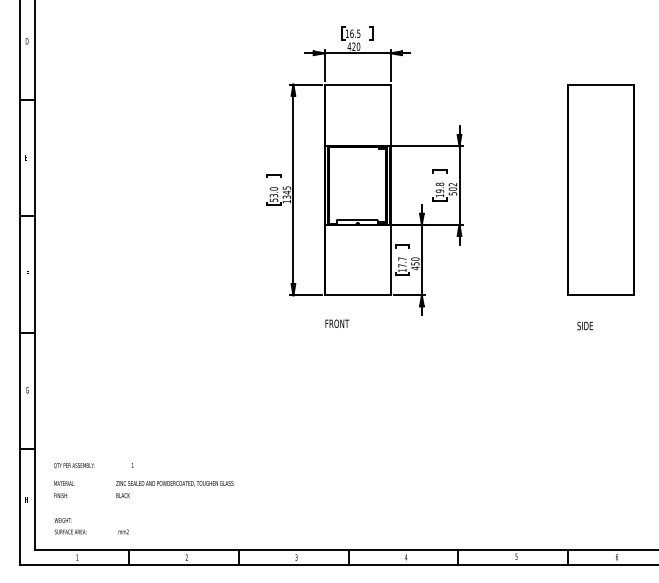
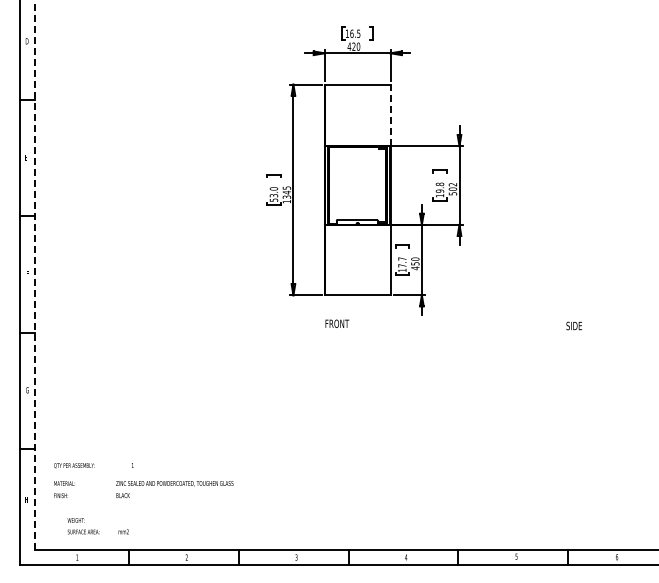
line: solid -> dashed (390, 115)
part: present -> none (600, 189)
line: solid -> dashed (35, 274)
text position: (584, 325) -> (573, 325) (573, 325)
text position: (70, 526) -> (83, 526) (83, 526)
